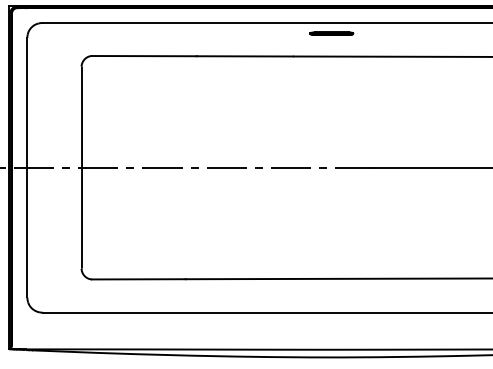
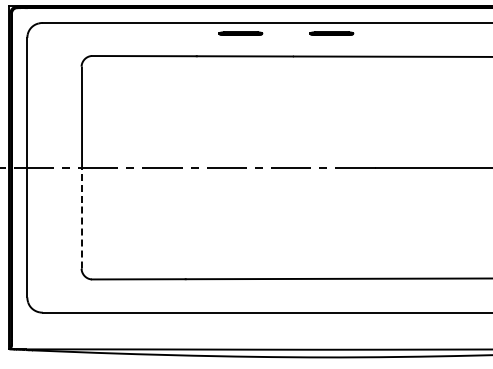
line: none -> present (240, 33)
line: solid -> dashed (82, 218)
